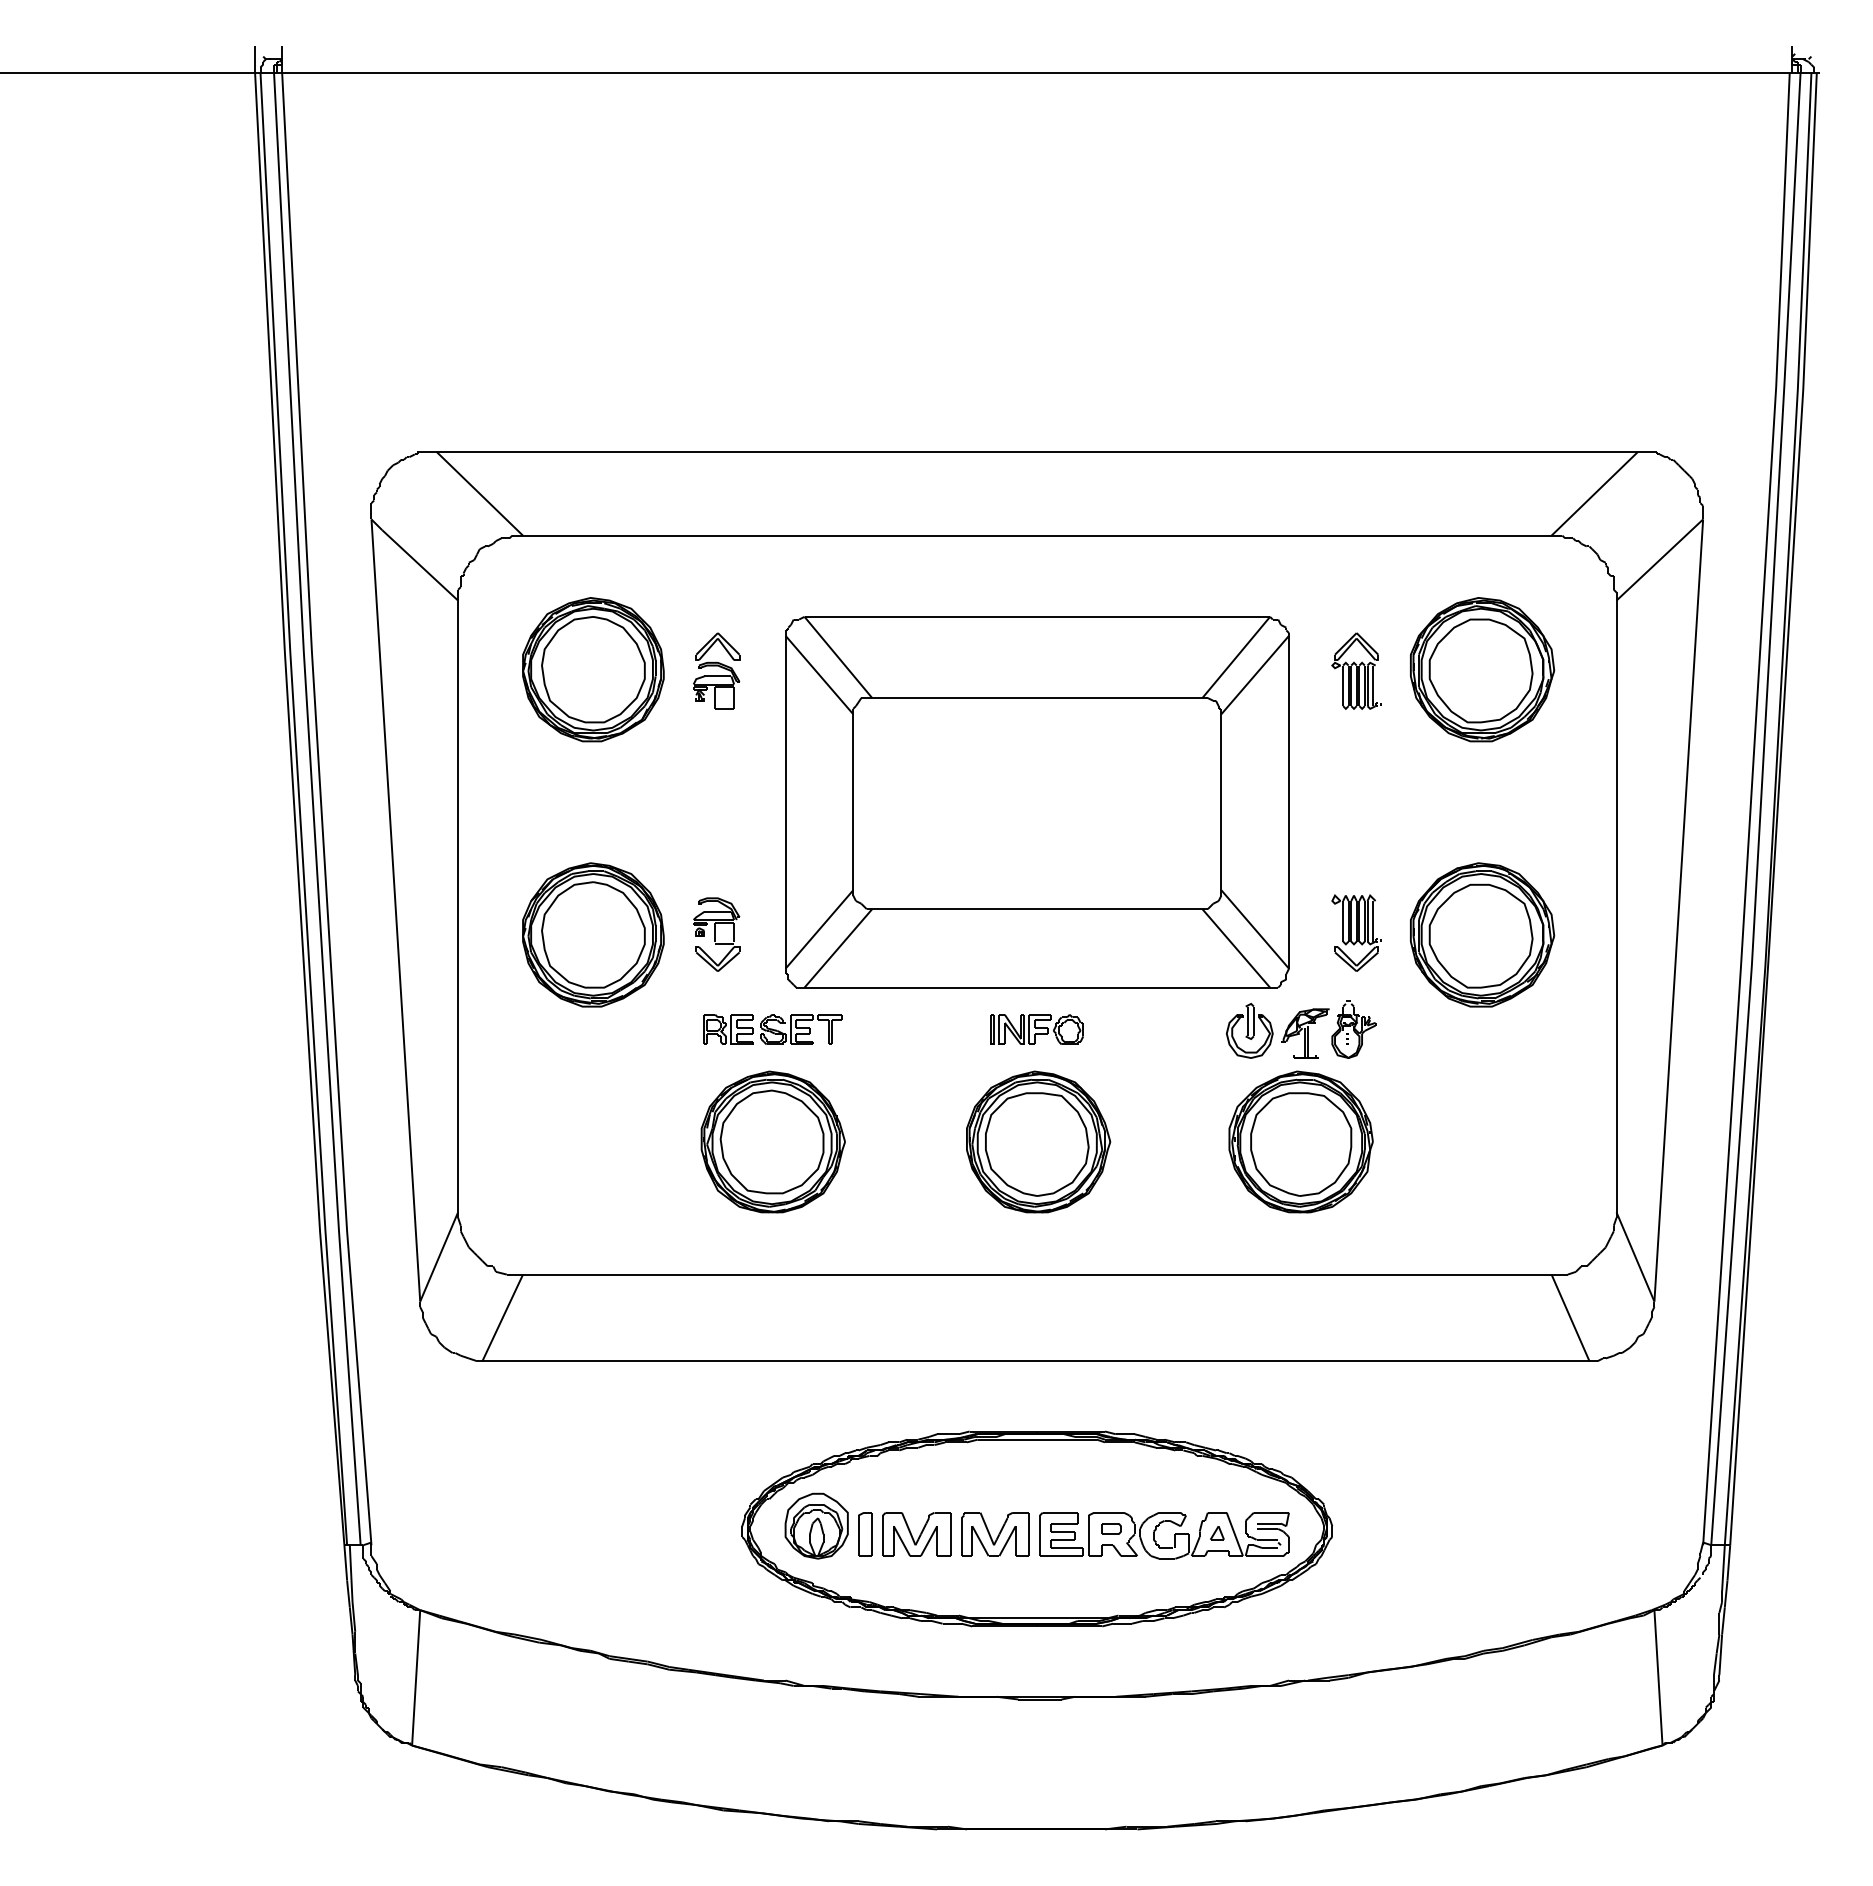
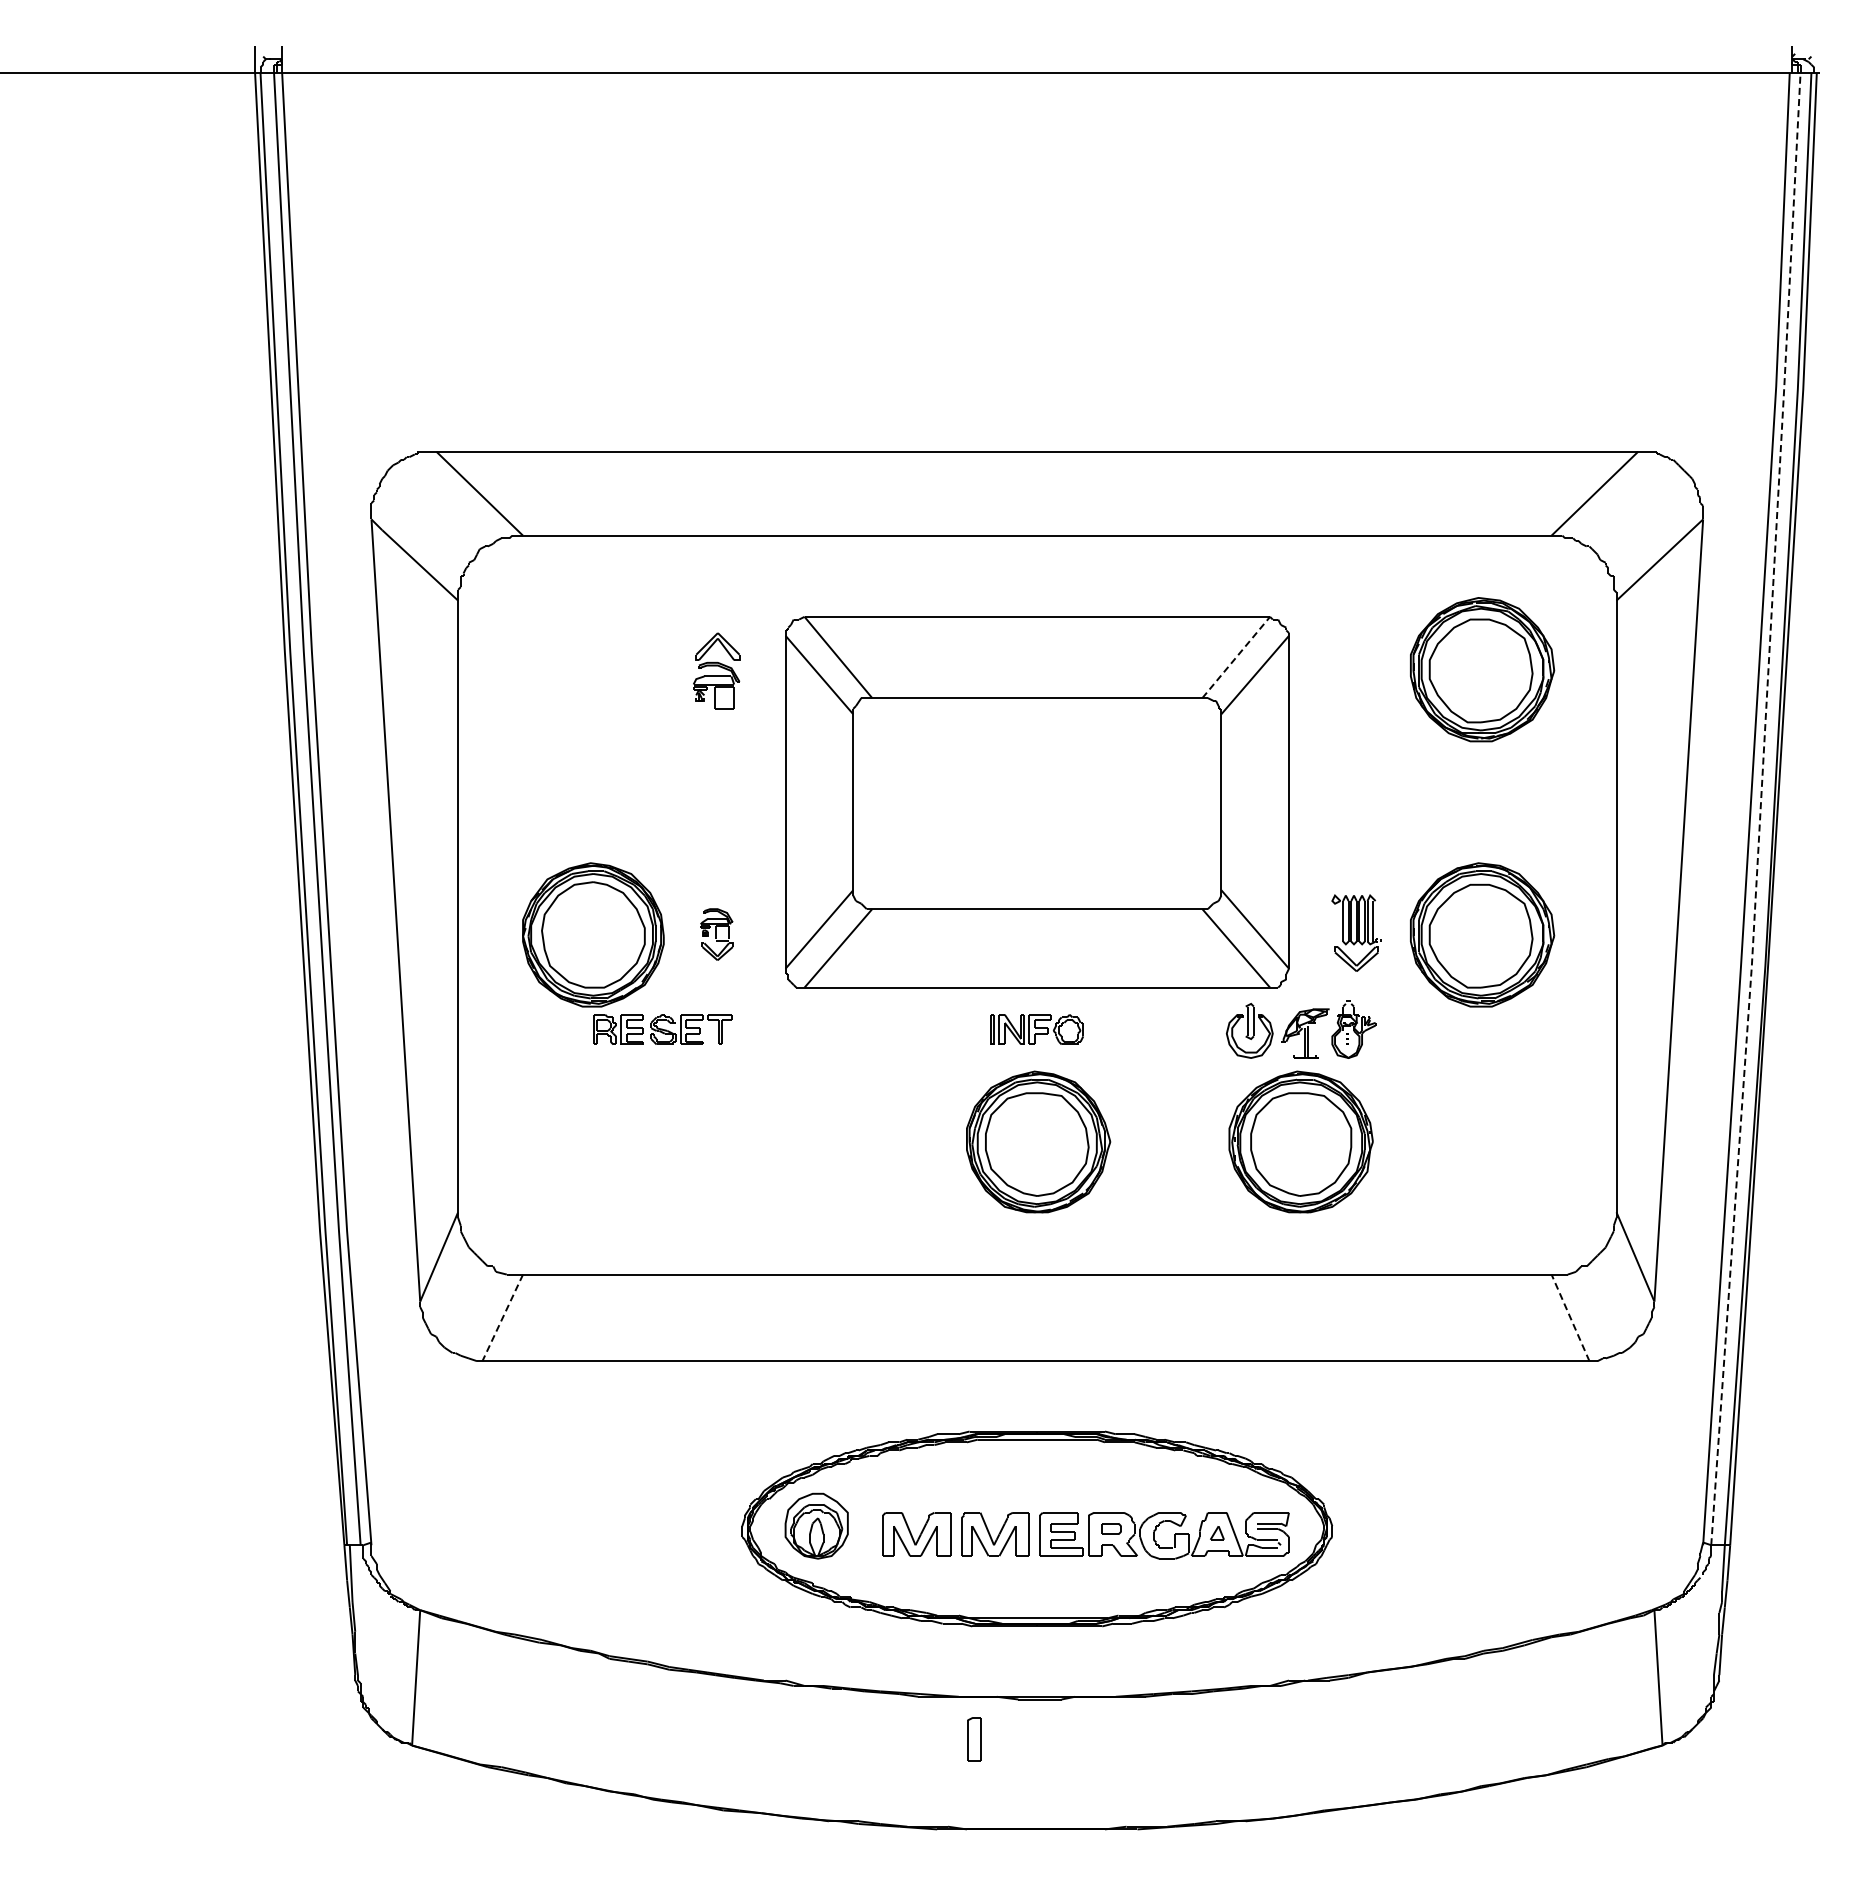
line: solid -> dashed (1236, 657)
part: present -> none (593, 669)
part: present -> none (1356, 670)
line: solid -> dashed (1760, 808)
part size: 48x75 px -> 34x53 px (716, 934)
part position: (772, 1029) -> (662, 1029) (662, 1029)
part: present -> none (772, 1141)
line: solid -> dashed (502, 1317)
line: solid -> dashed (1570, 1317)
part position: (865, 1534) -> (974, 1739) (974, 1739)
